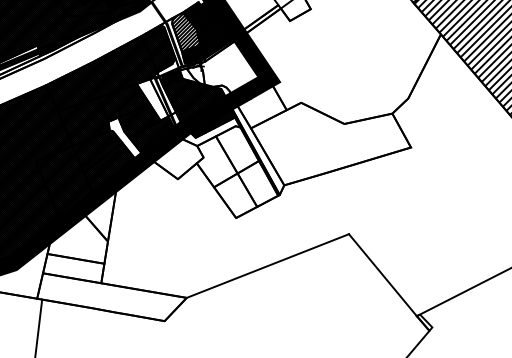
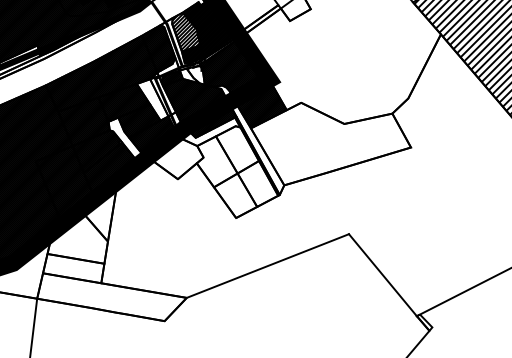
hatch: none -> present (242, 81)
line position: (38, 326) -> (33, 326) (33, 326)
